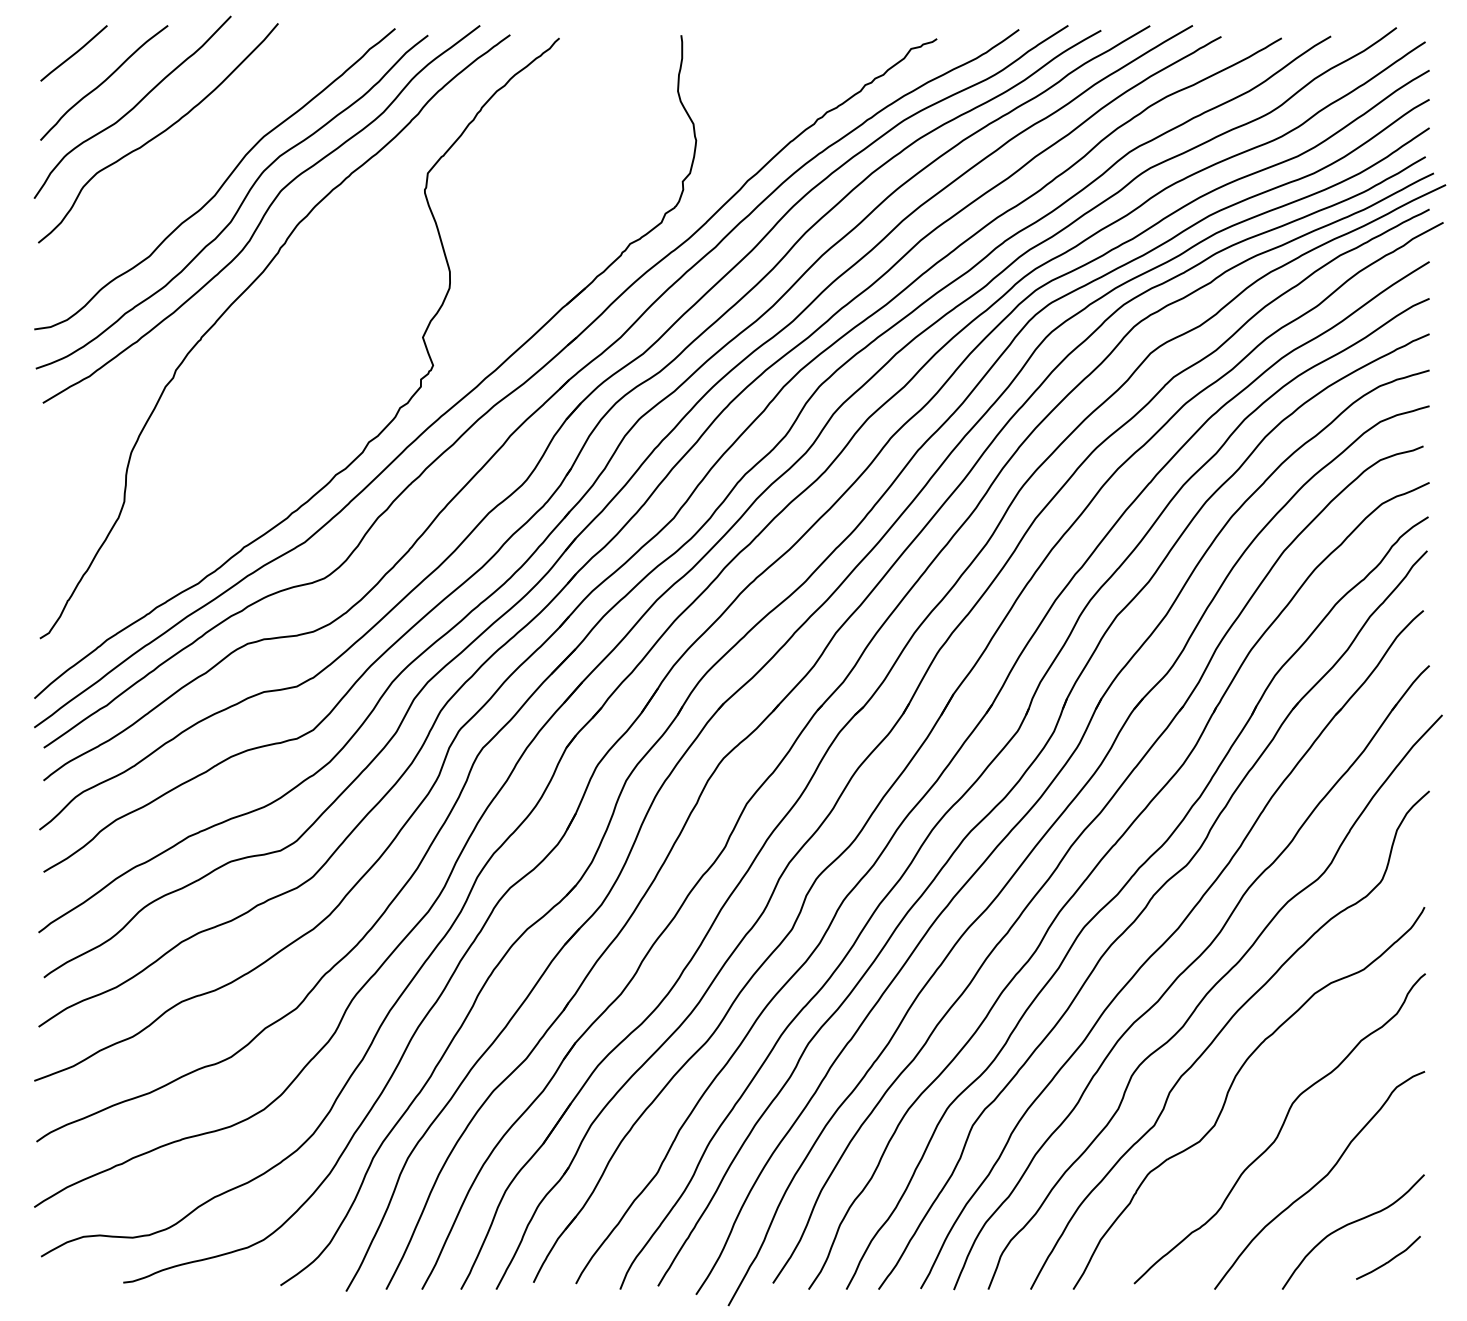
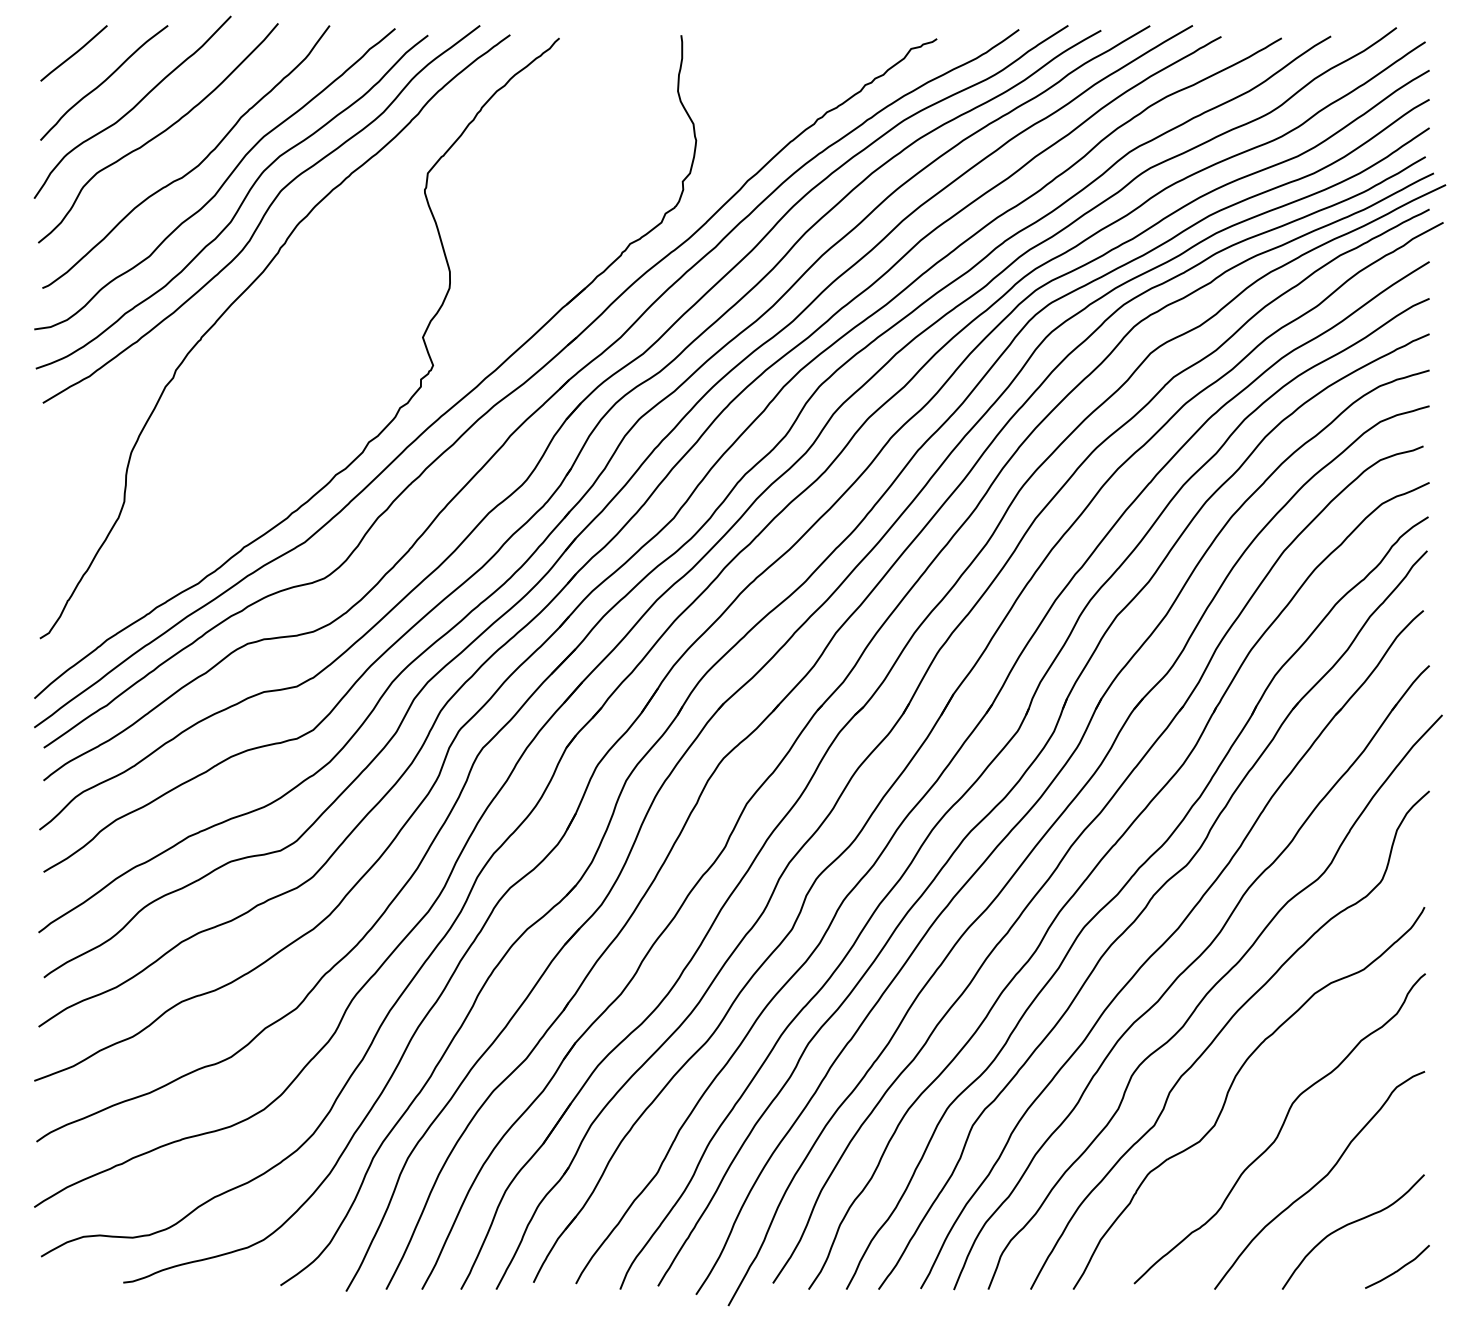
curve: none -> present (192, 168)
curve position: (1390, 1259) -> (1399, 1268) (1399, 1268)
